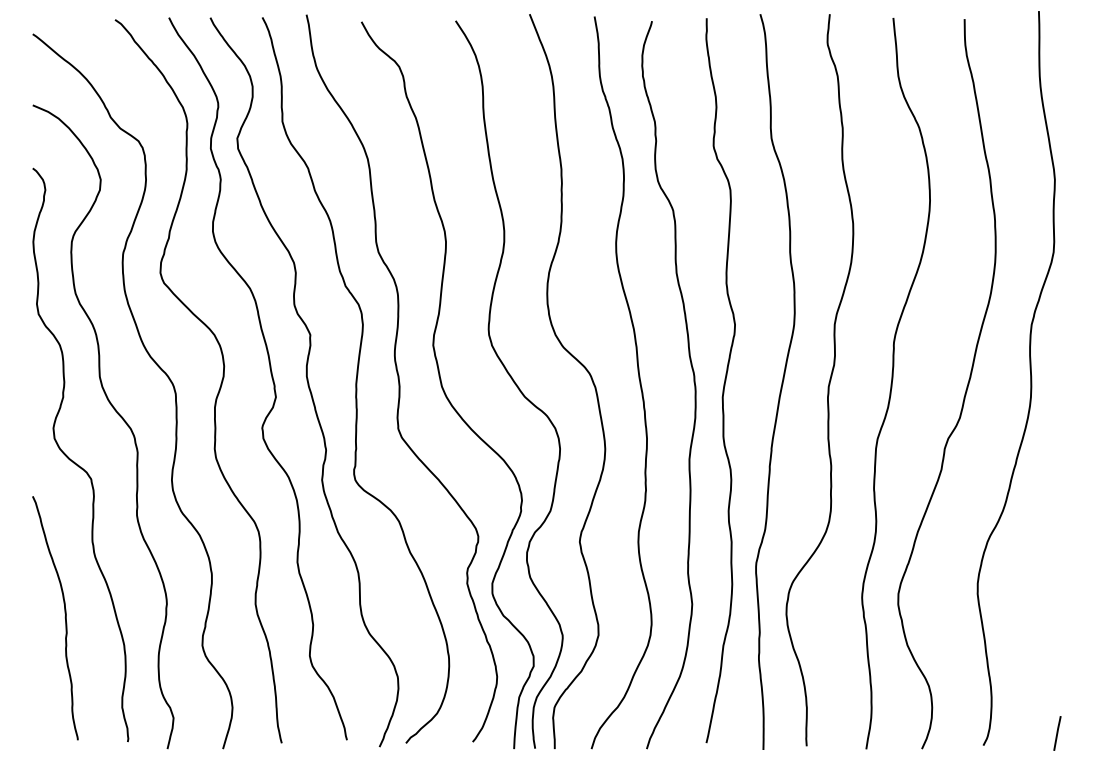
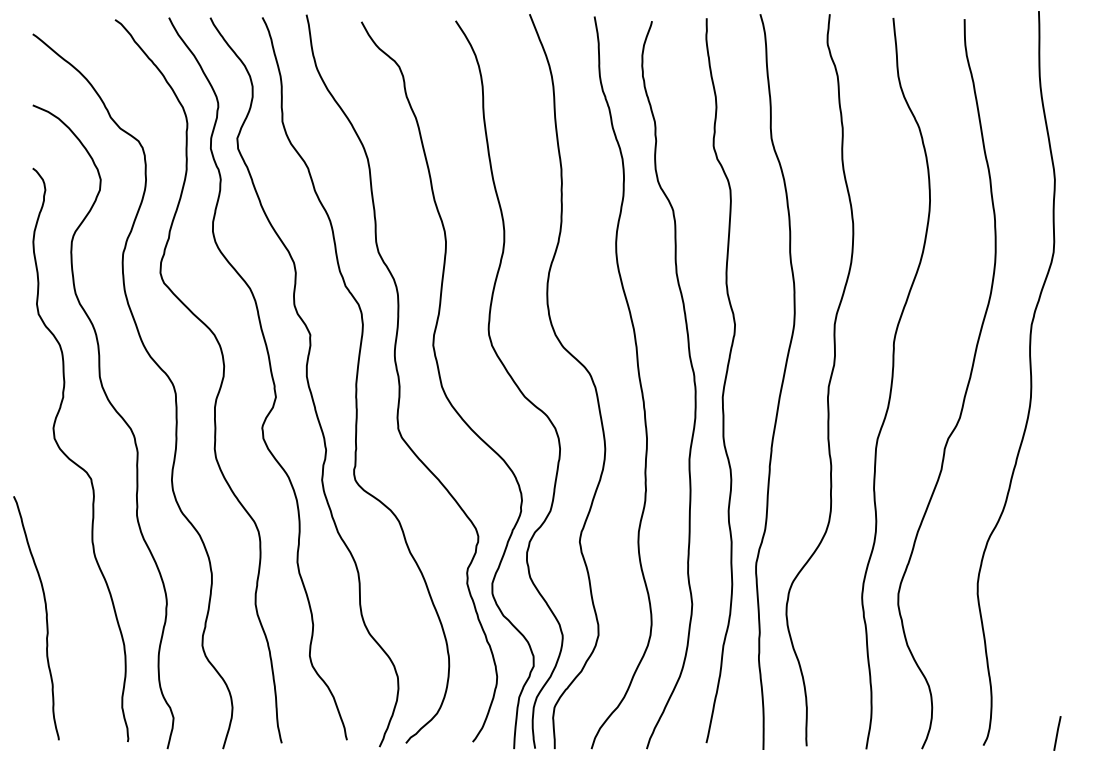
curve position: (64, 617) -> (45, 617) (45, 617)
